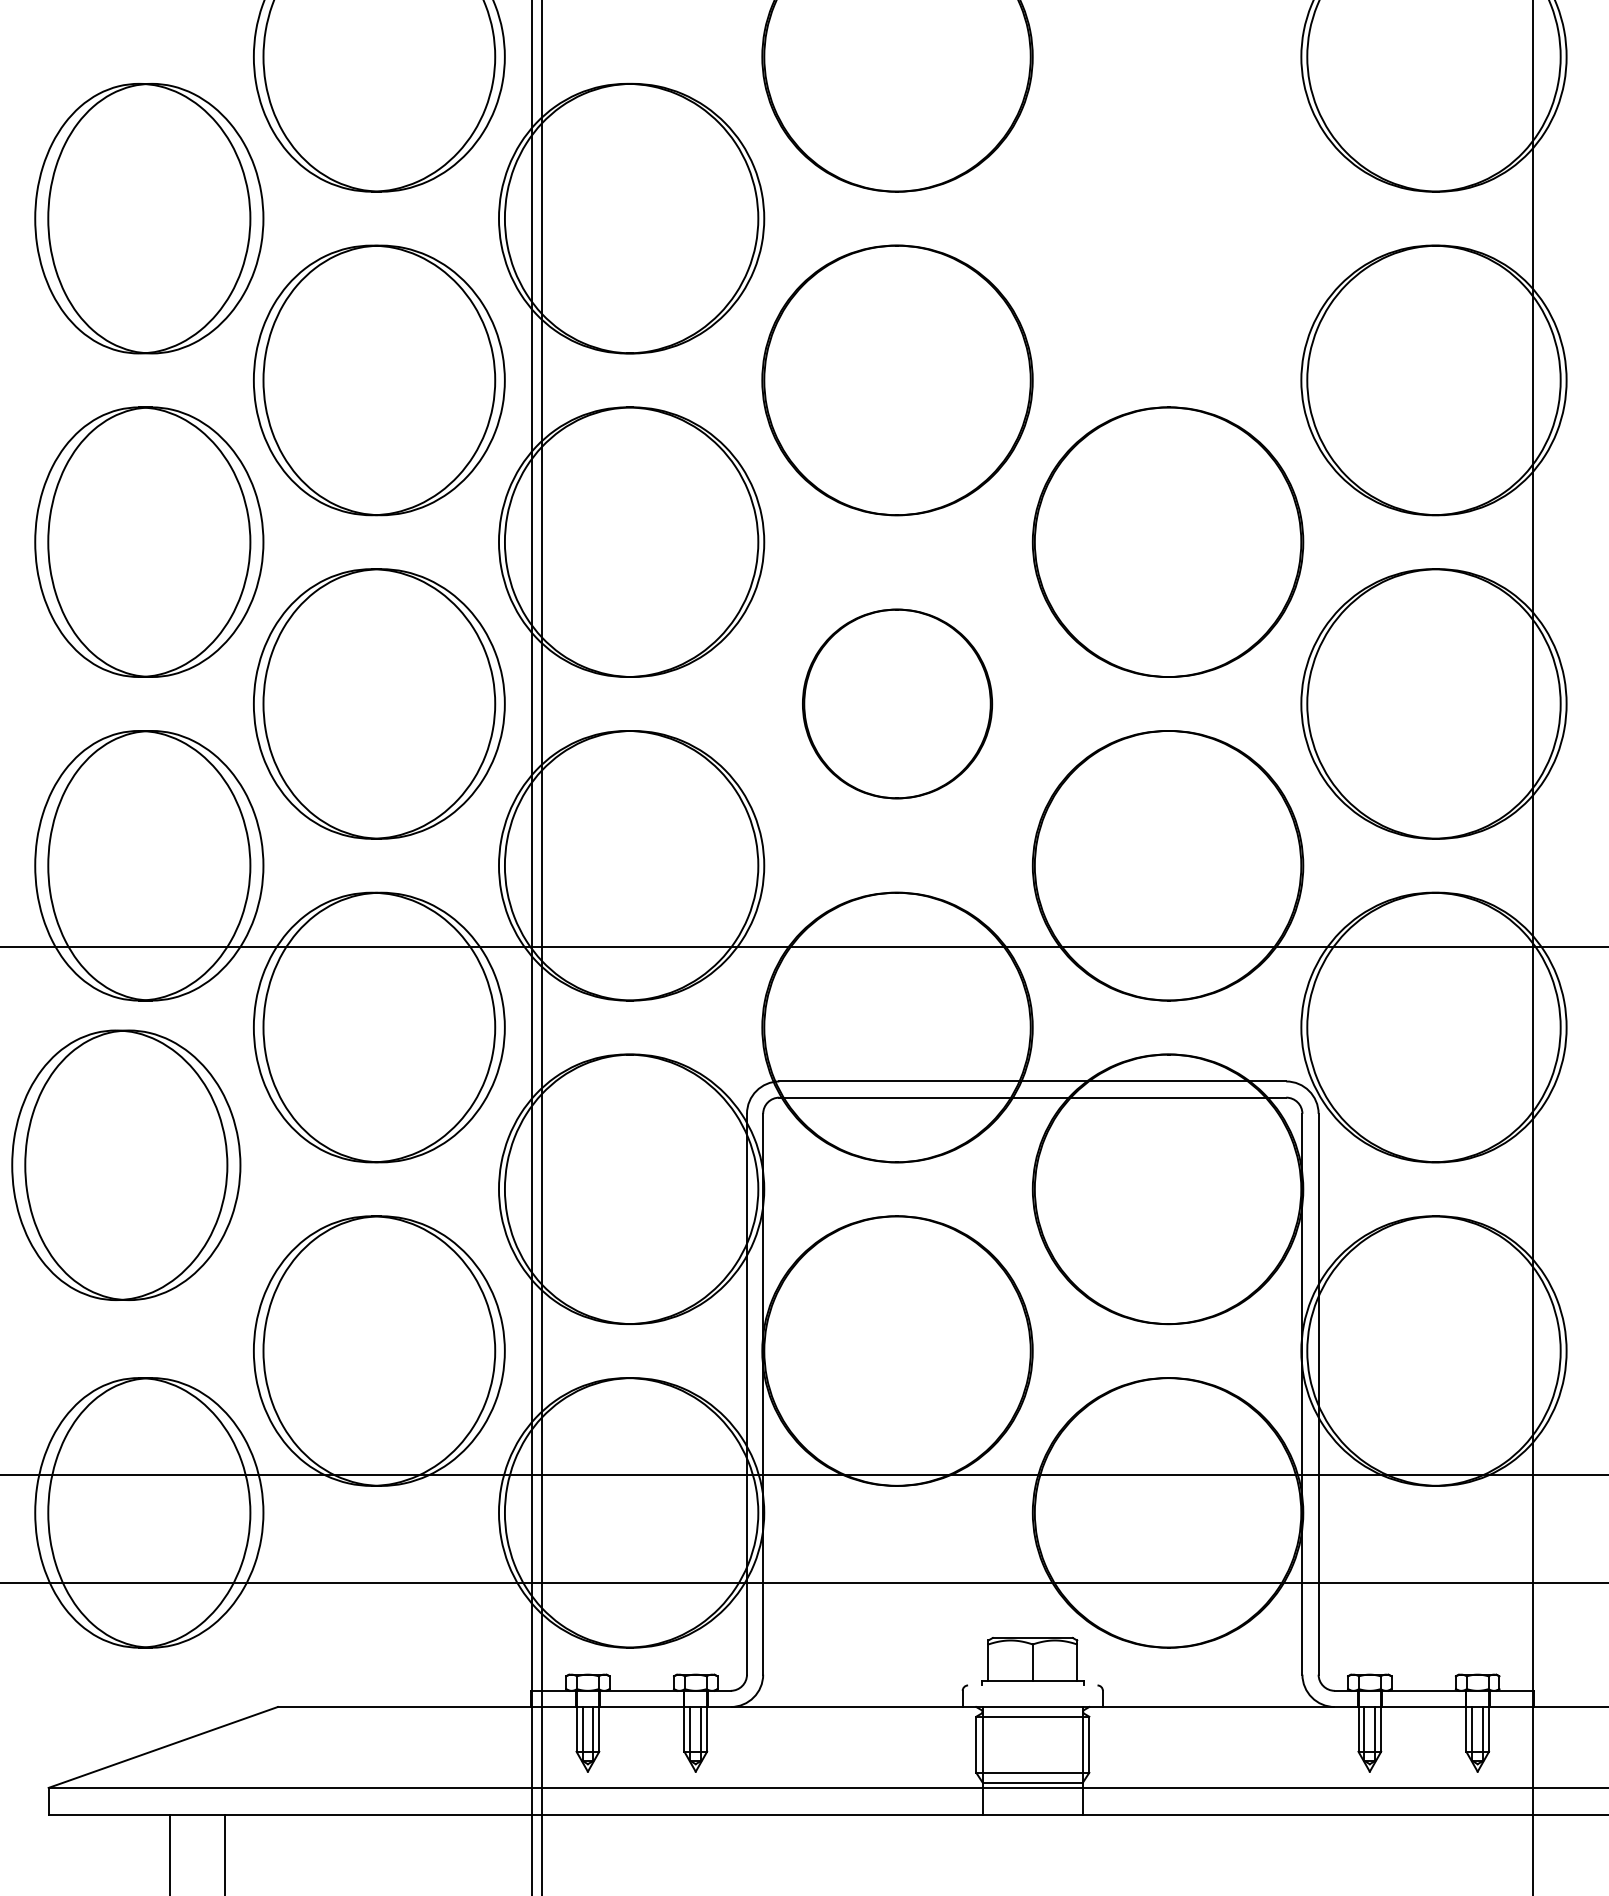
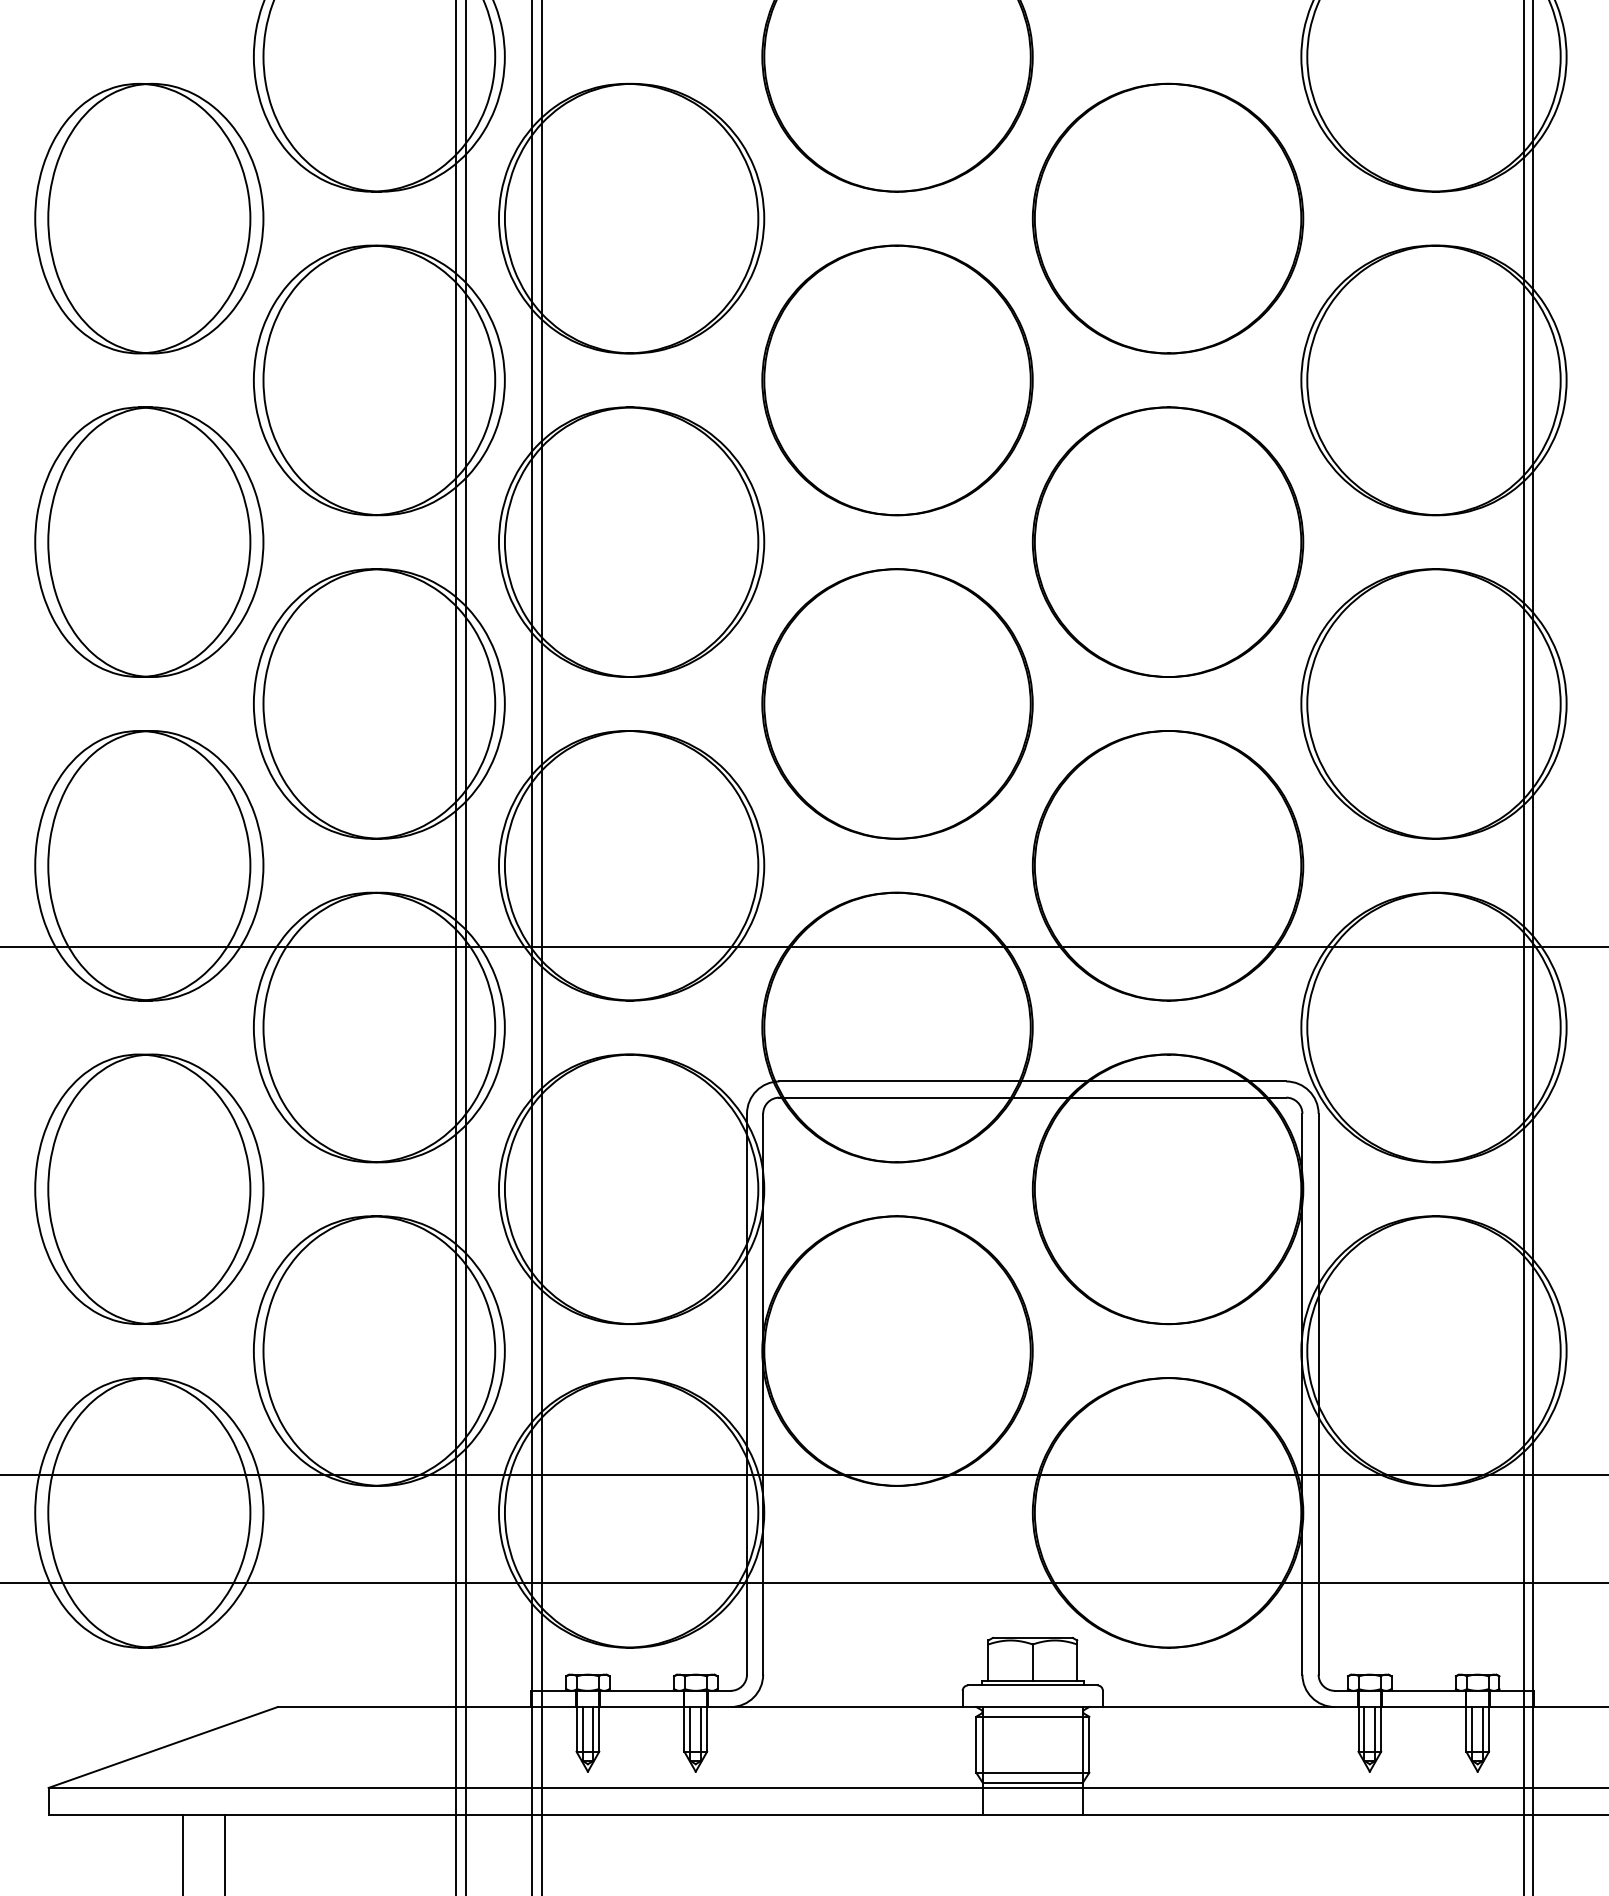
part: none -> present (1167, 218)
part size: 192x192 px -> 273x272 px (897, 703)
line: none -> present (455, 947)
line: none -> present (465, 947)
line: none -> present (1523, 947)
part position: (126, 1164) -> (149, 1188) (149, 1188)
line: none -> present (1032, 1685)
line position: (170, 1853) -> (183, 1853) (183, 1853)
